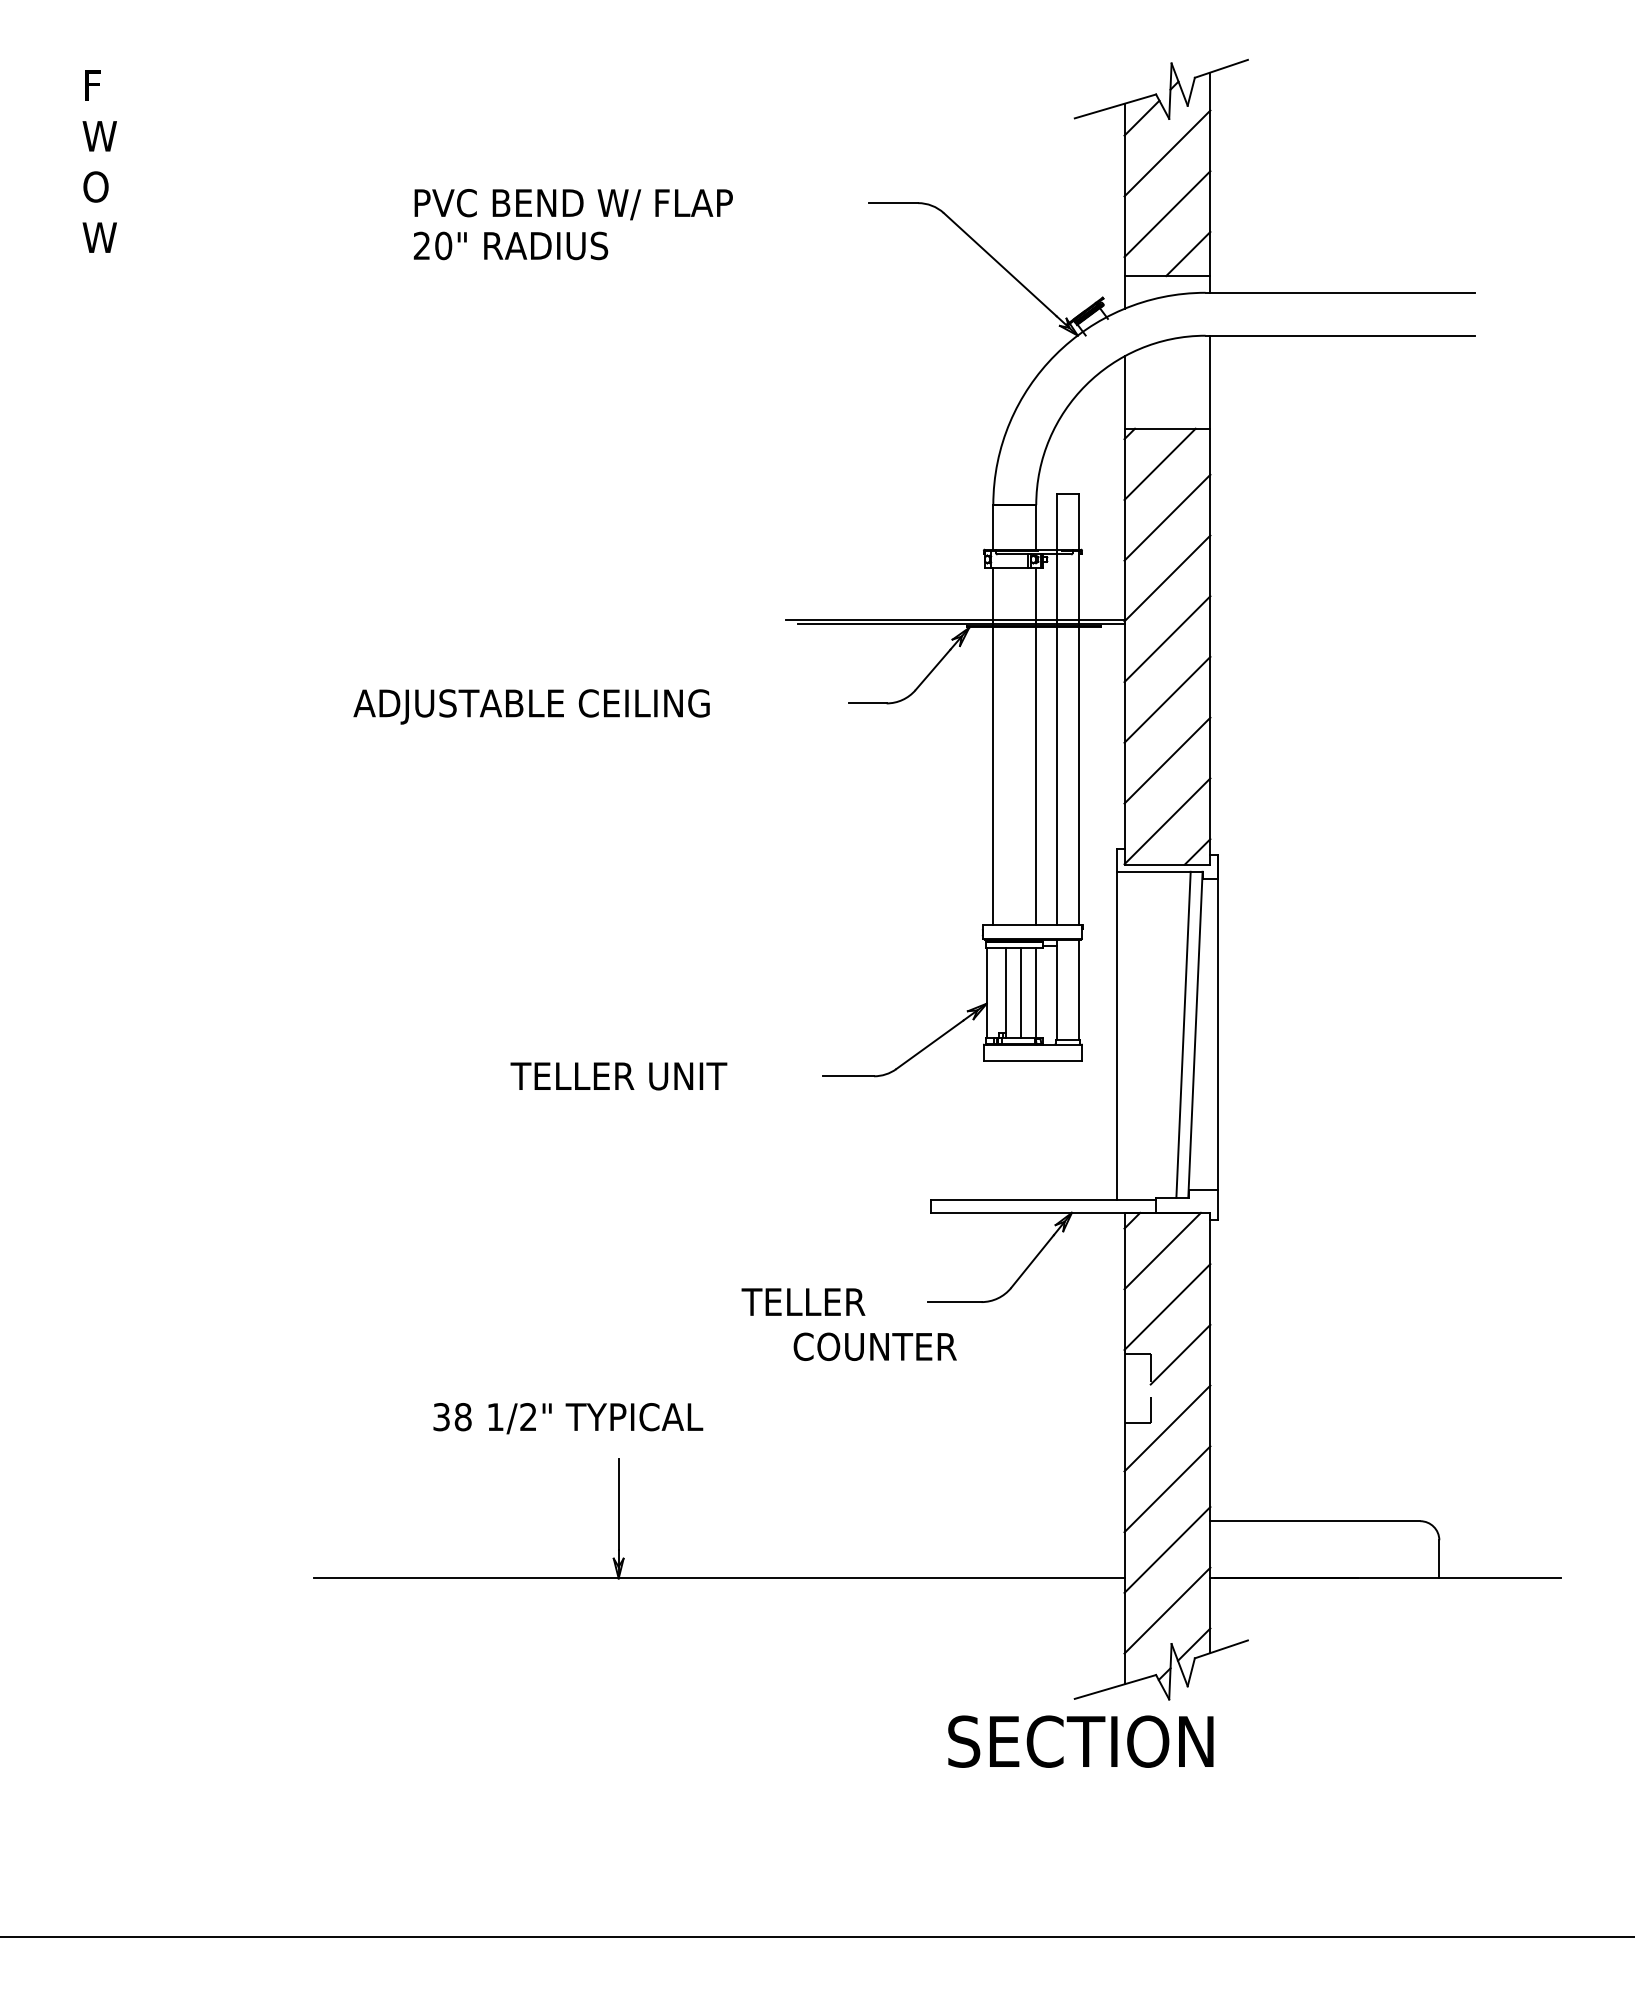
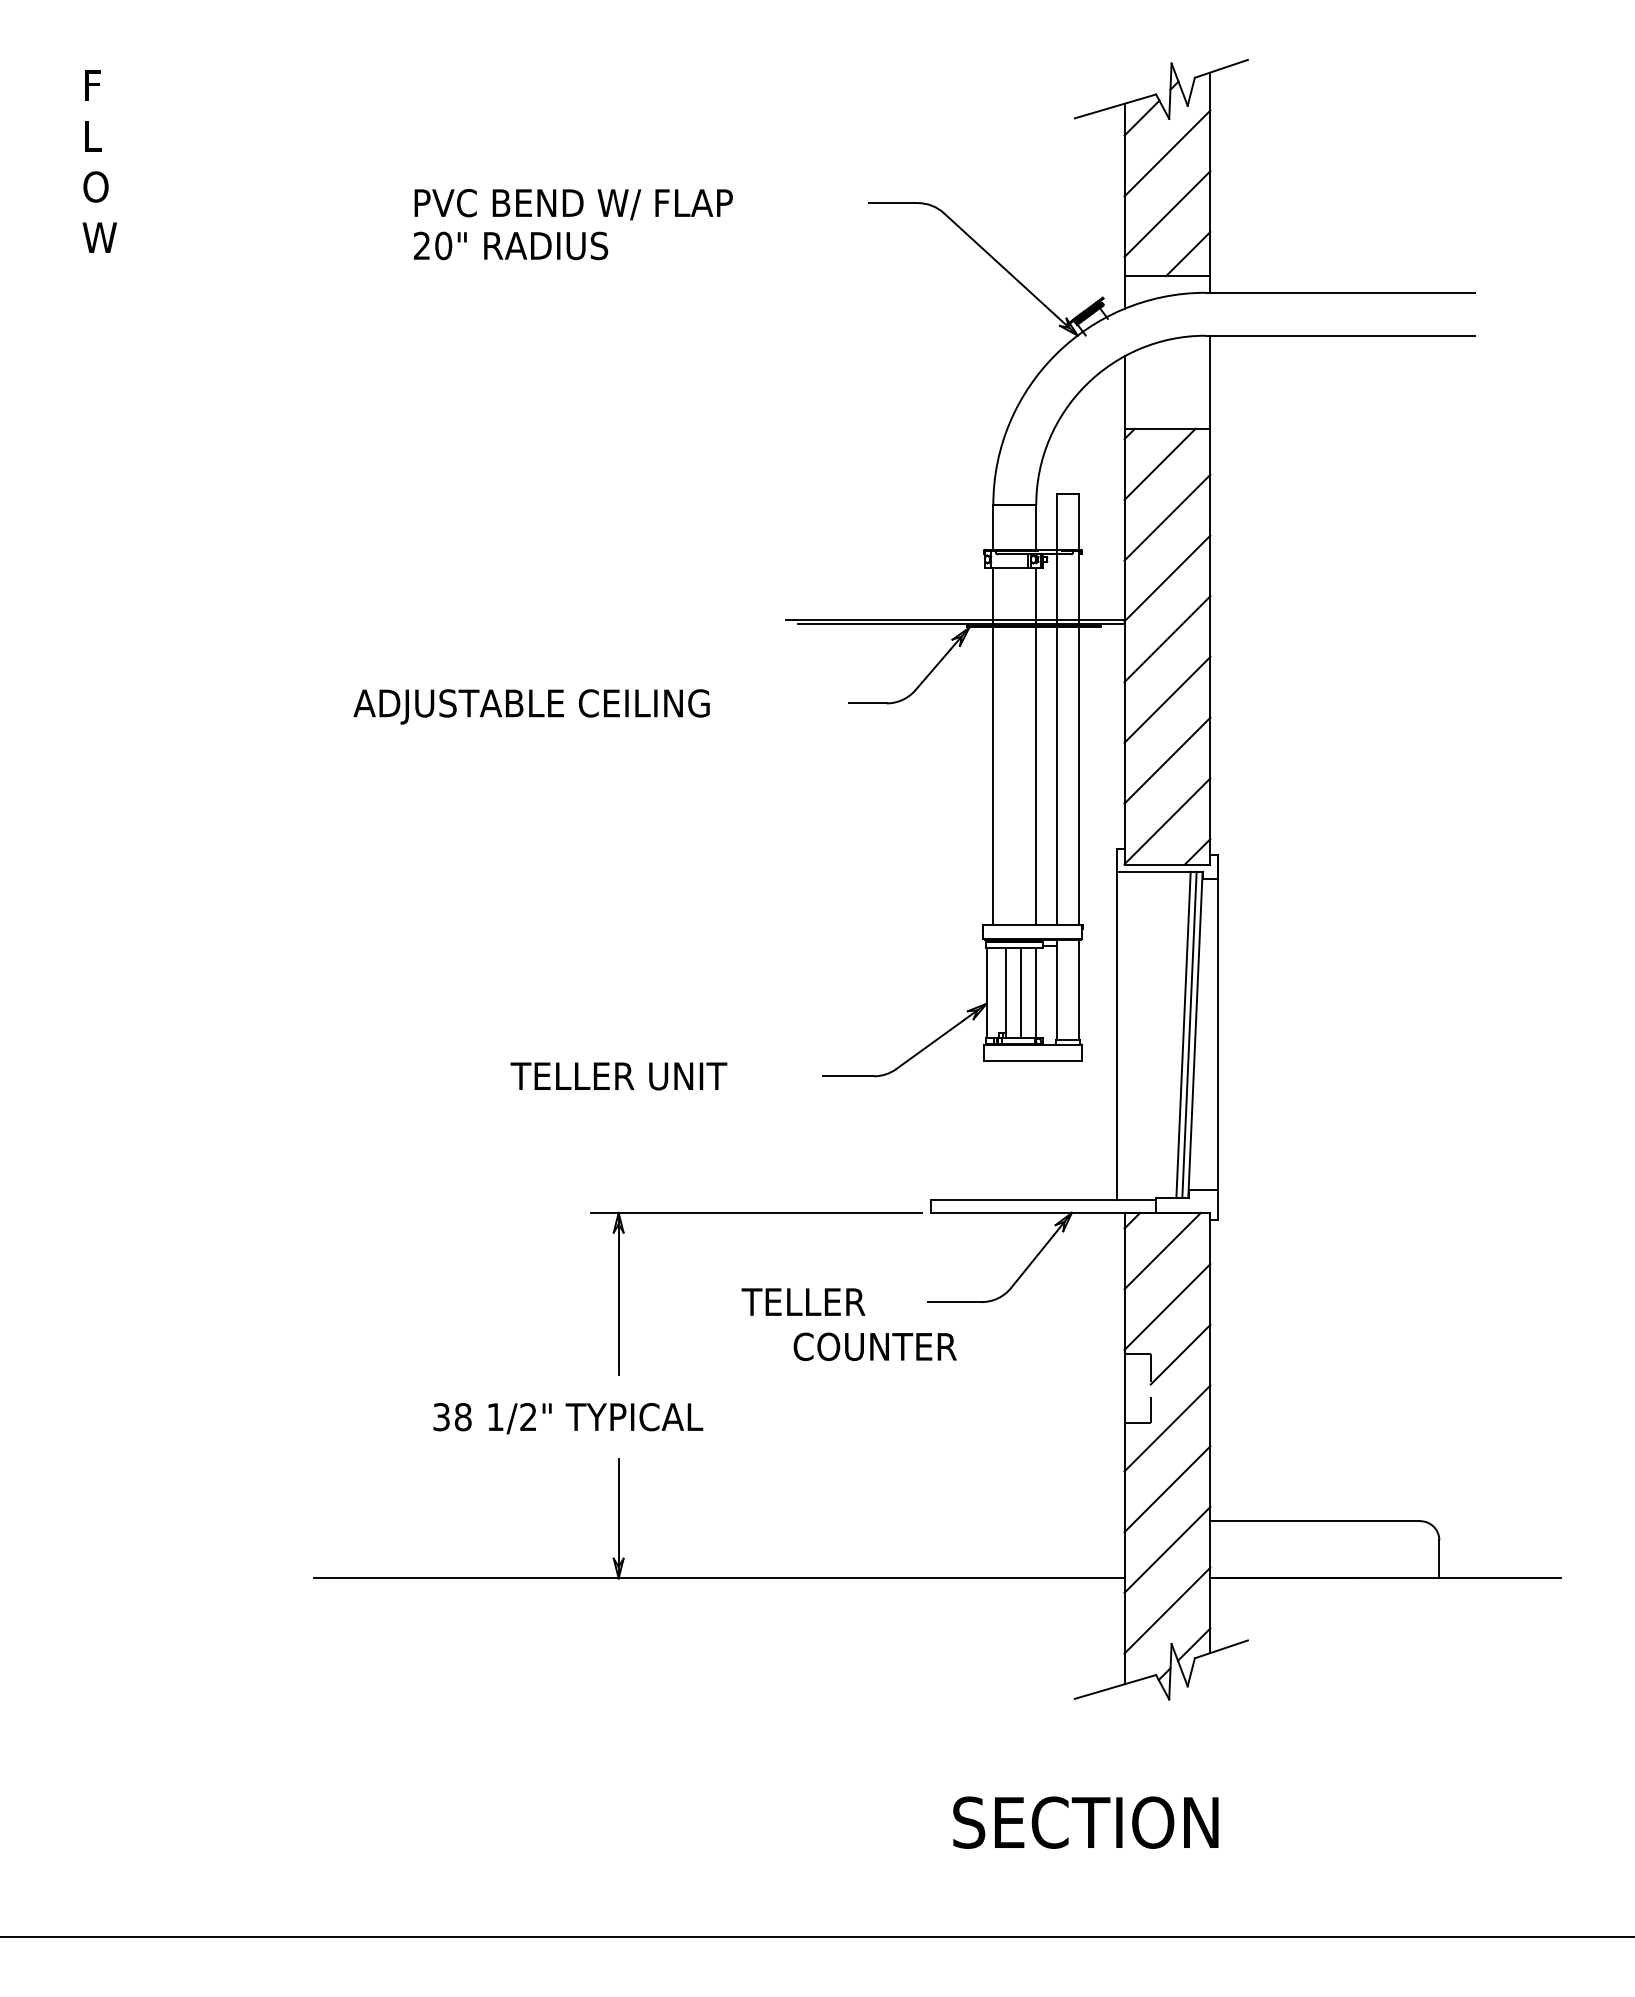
text: W -> L (99, 136)
line: none -> present (1189, 1034)
part: none -> present (756, 1213)
text position: (1080, 1741) -> (1085, 1822) (1085, 1822)
